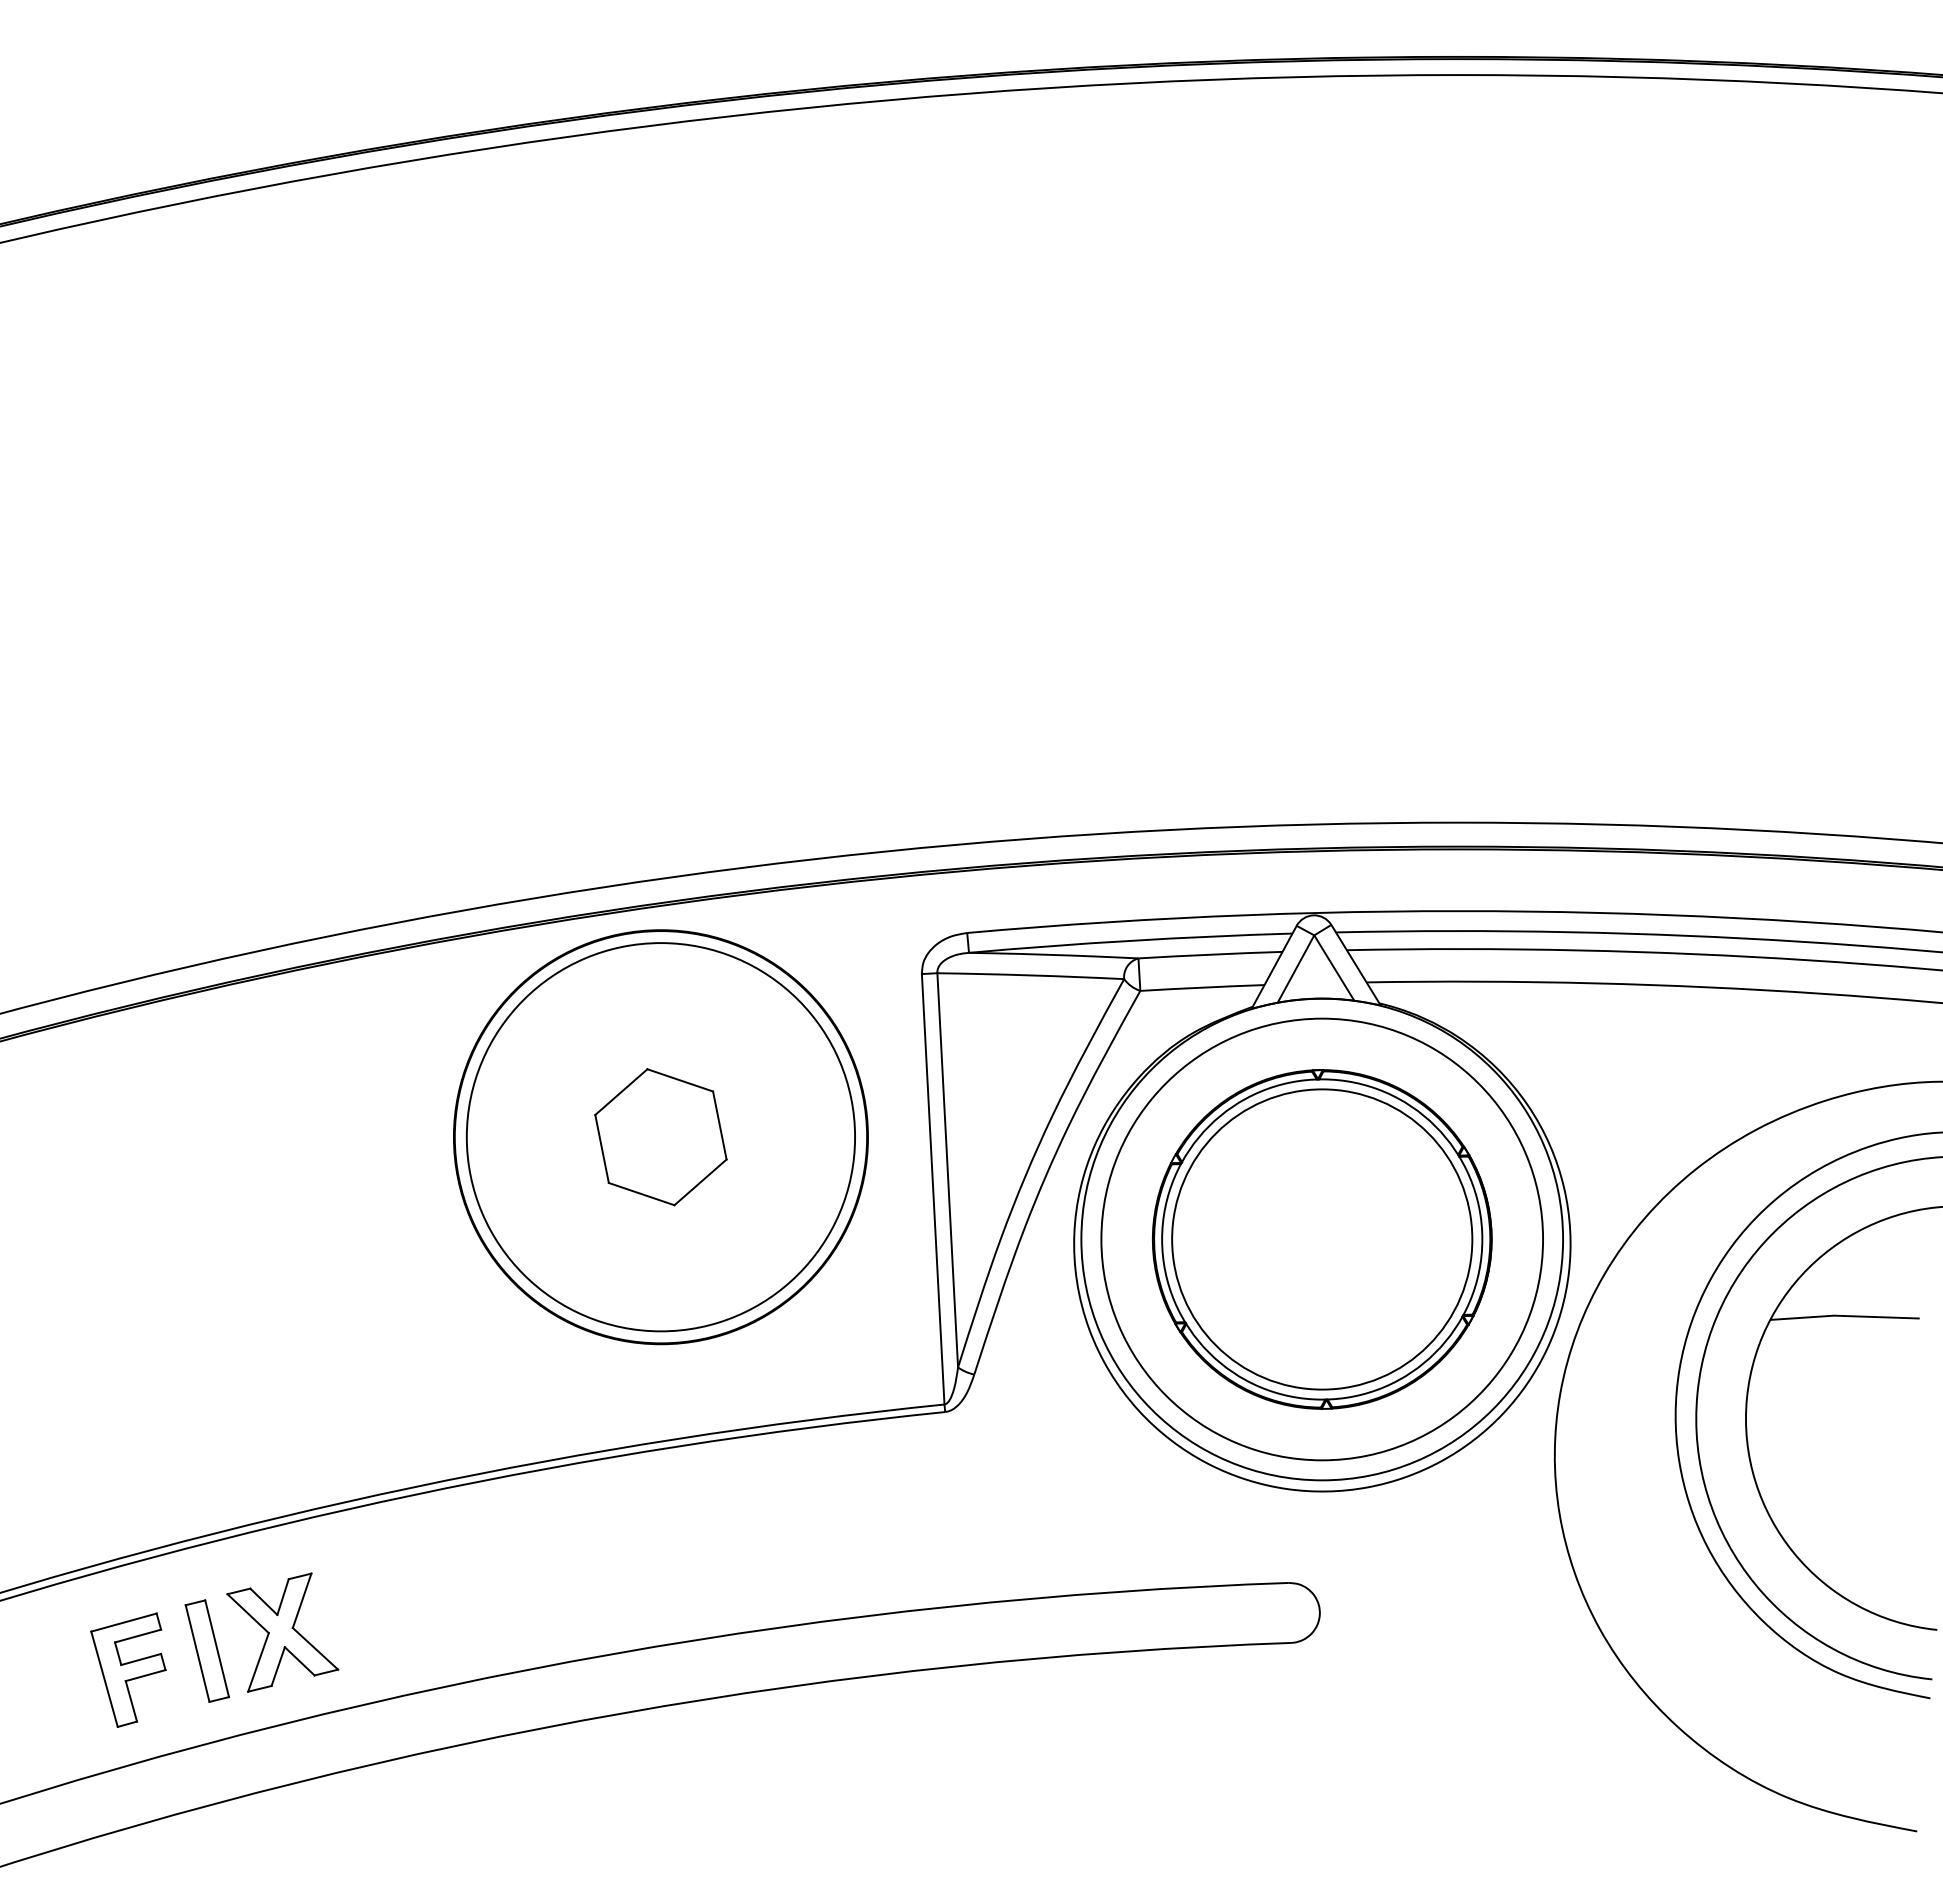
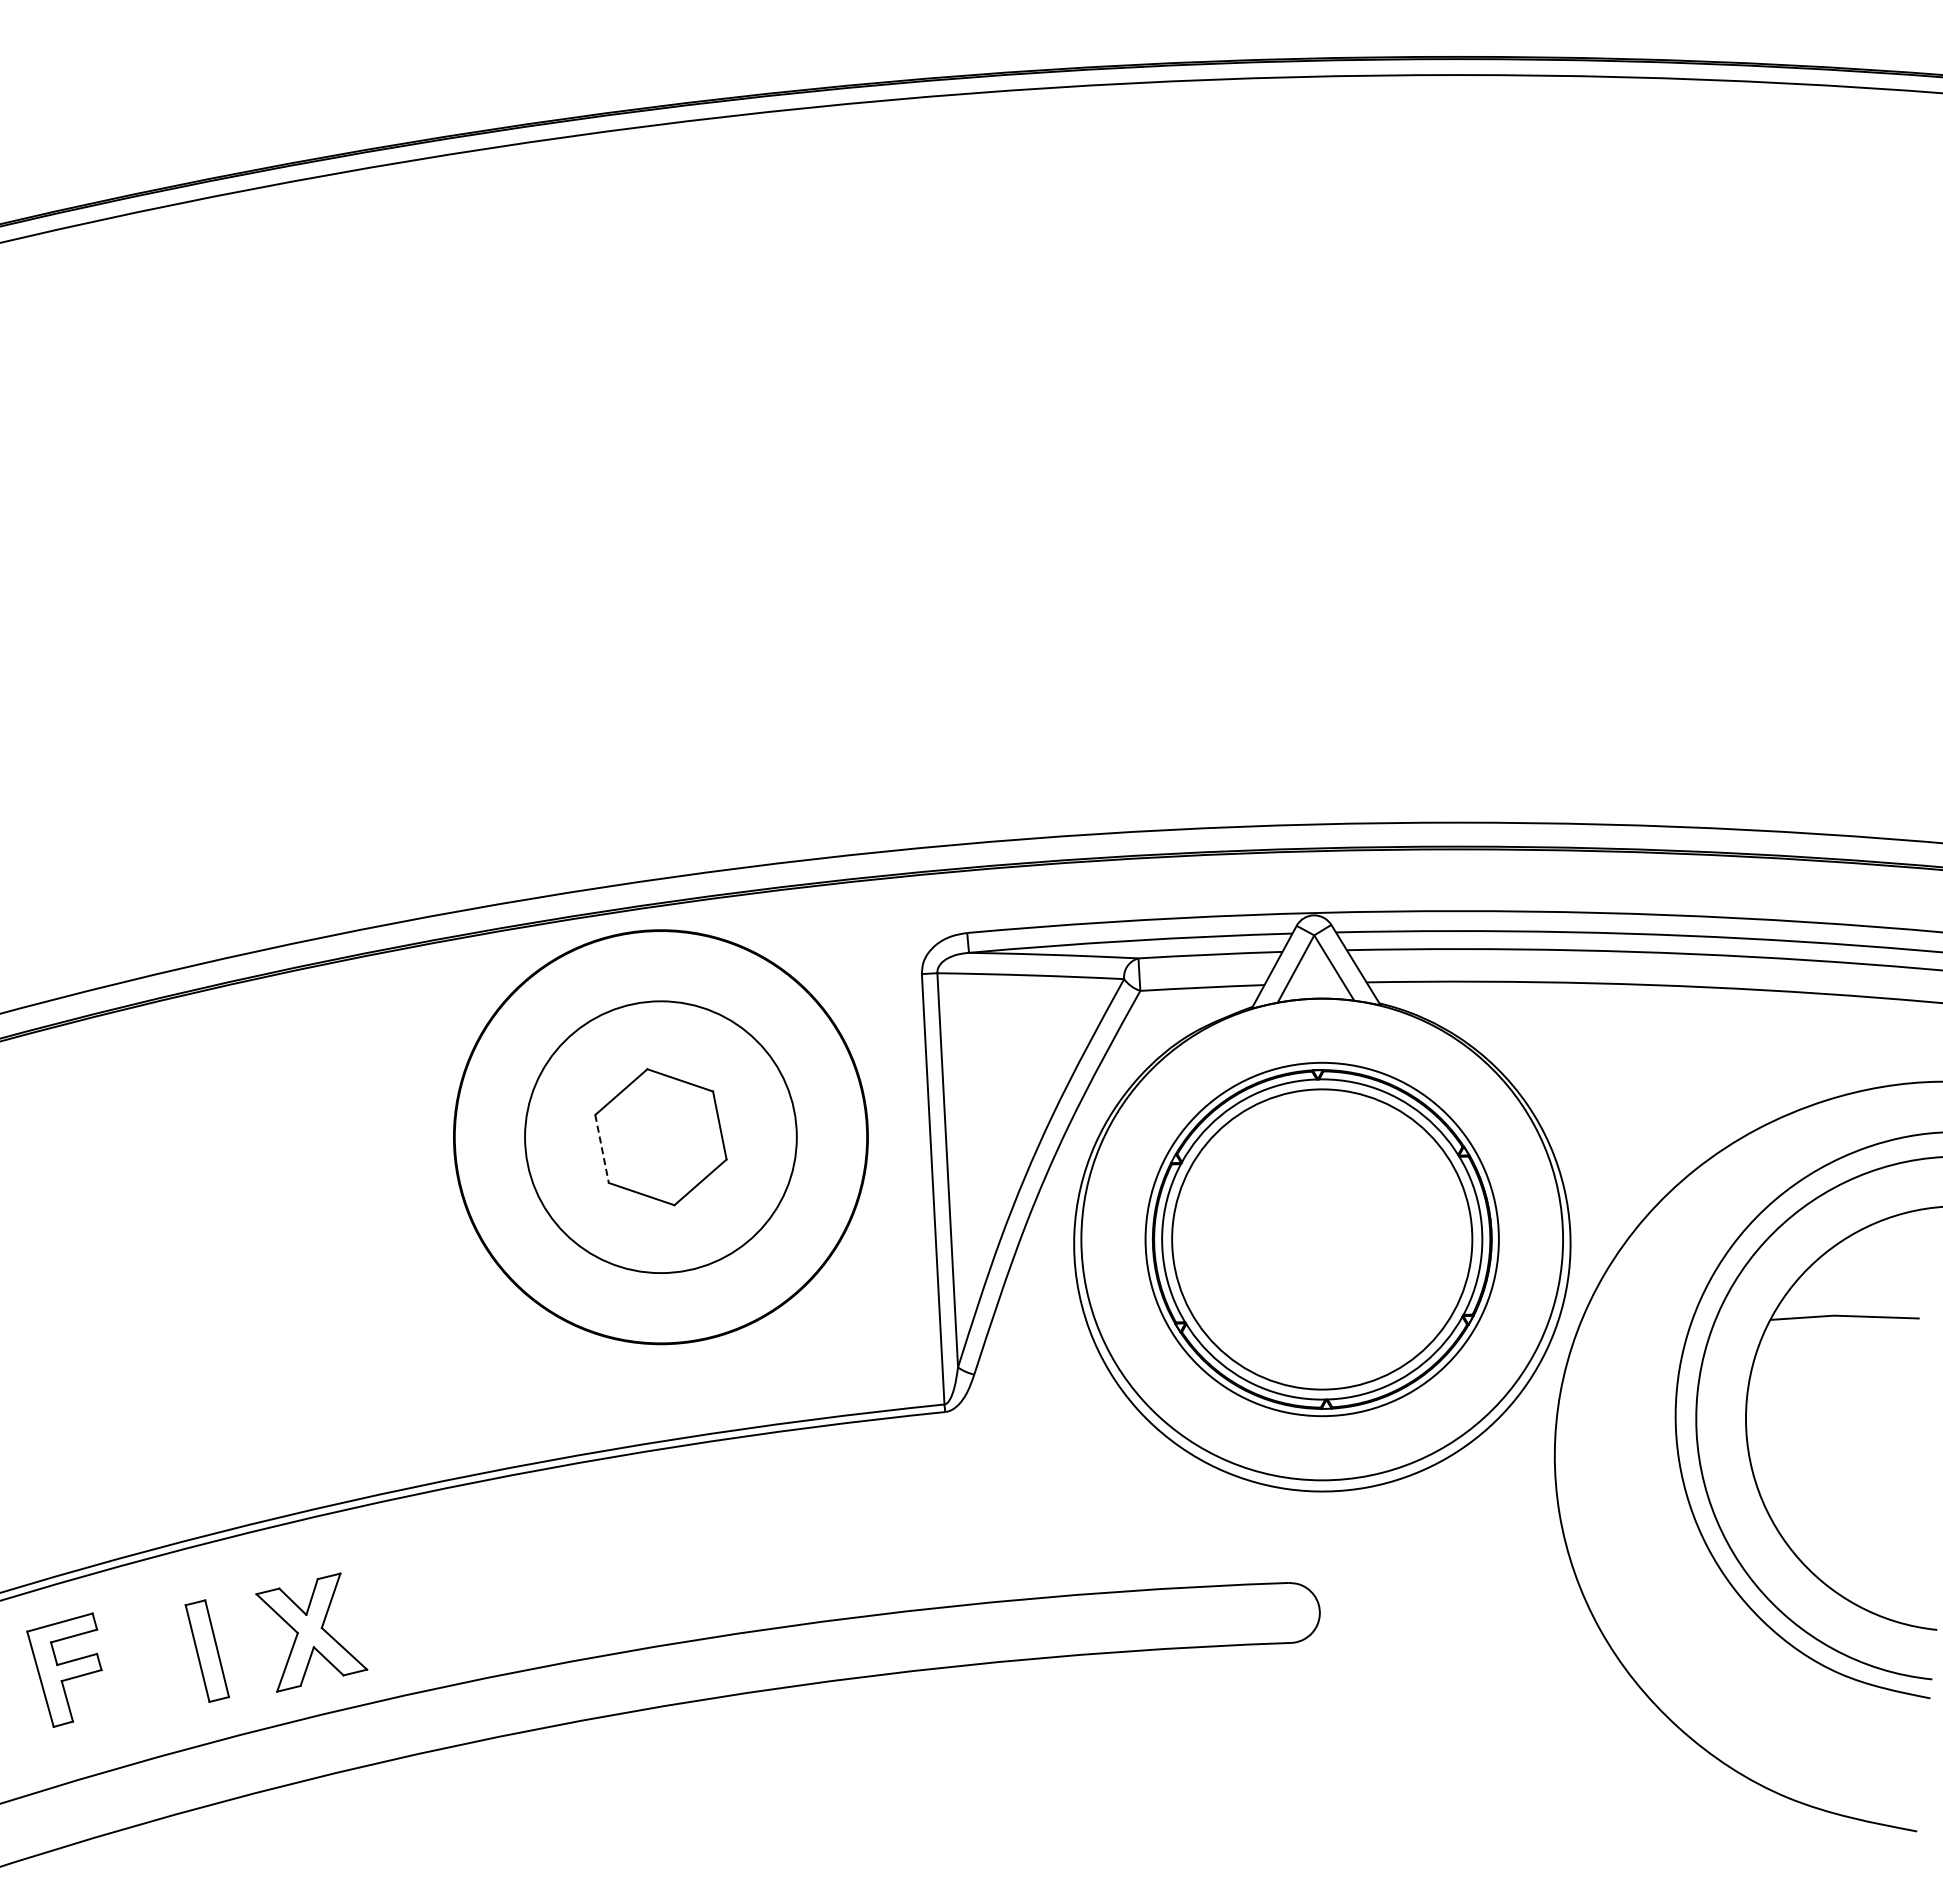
circle diameter: 388 px -> 272 px (660, 1137)
line: solid -> dashed (602, 1148)
circle diameter: 442 px -> 353 px (1321, 1239)
part position: (282, 1632) -> (311, 1632) (311, 1632)
part position: (128, 1669) -> (64, 1669) (64, 1669)
